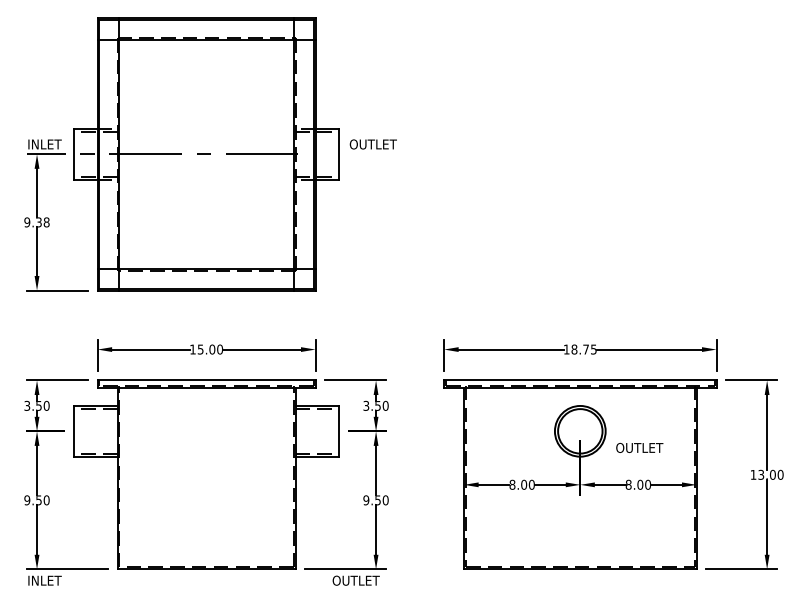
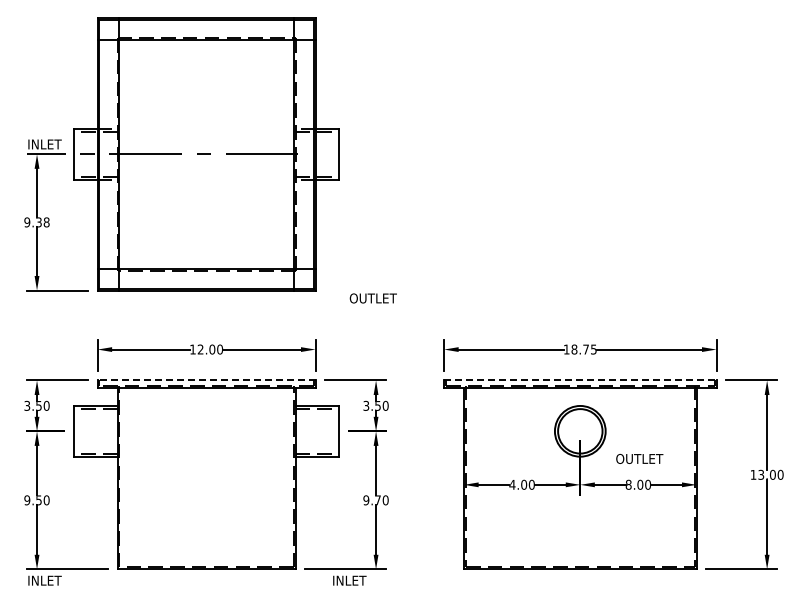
text position: (372, 144) -> (372, 298) (372, 298)
text: 15.00 -> 12.00 (200, 349)
line: solid -> dashed (206, 380)
line: solid -> dashed (580, 380)
text position: (639, 447) -> (639, 458) (639, 458)
text: 8.00 -> 4.00 (512, 484)
text: 9.50 -> 9.70 (377, 500)
text: OUTLET -> INLET (355, 580)
